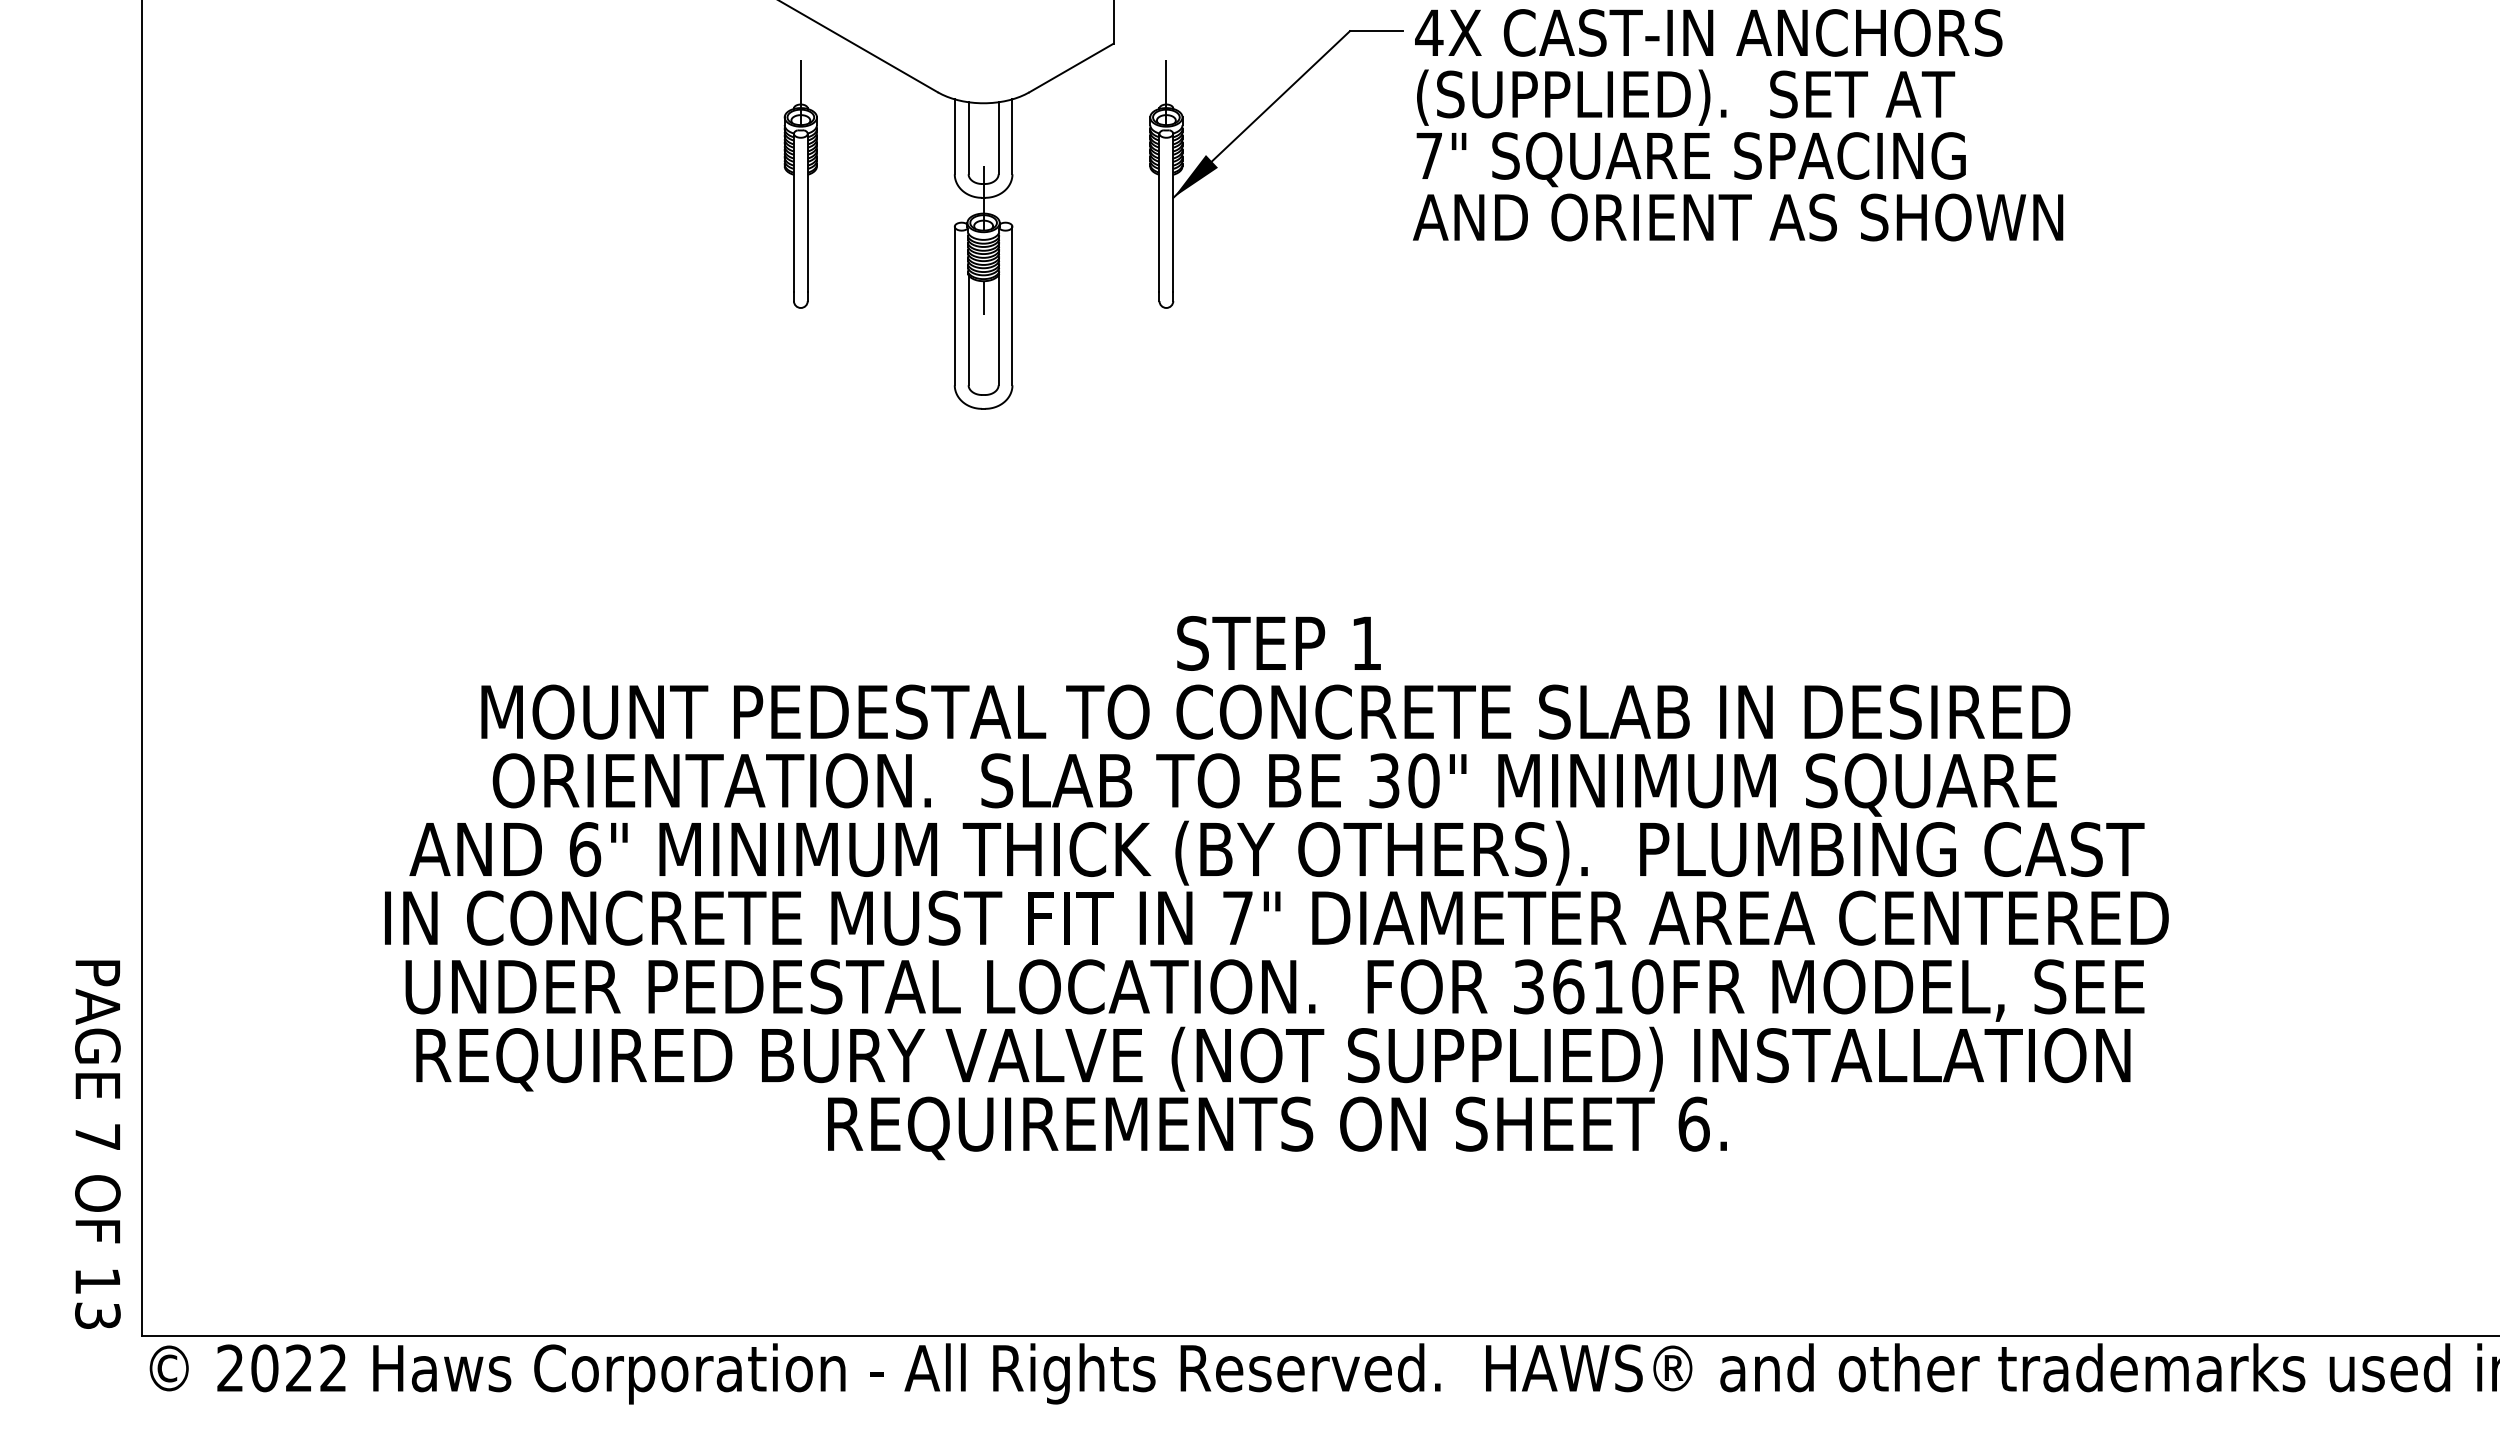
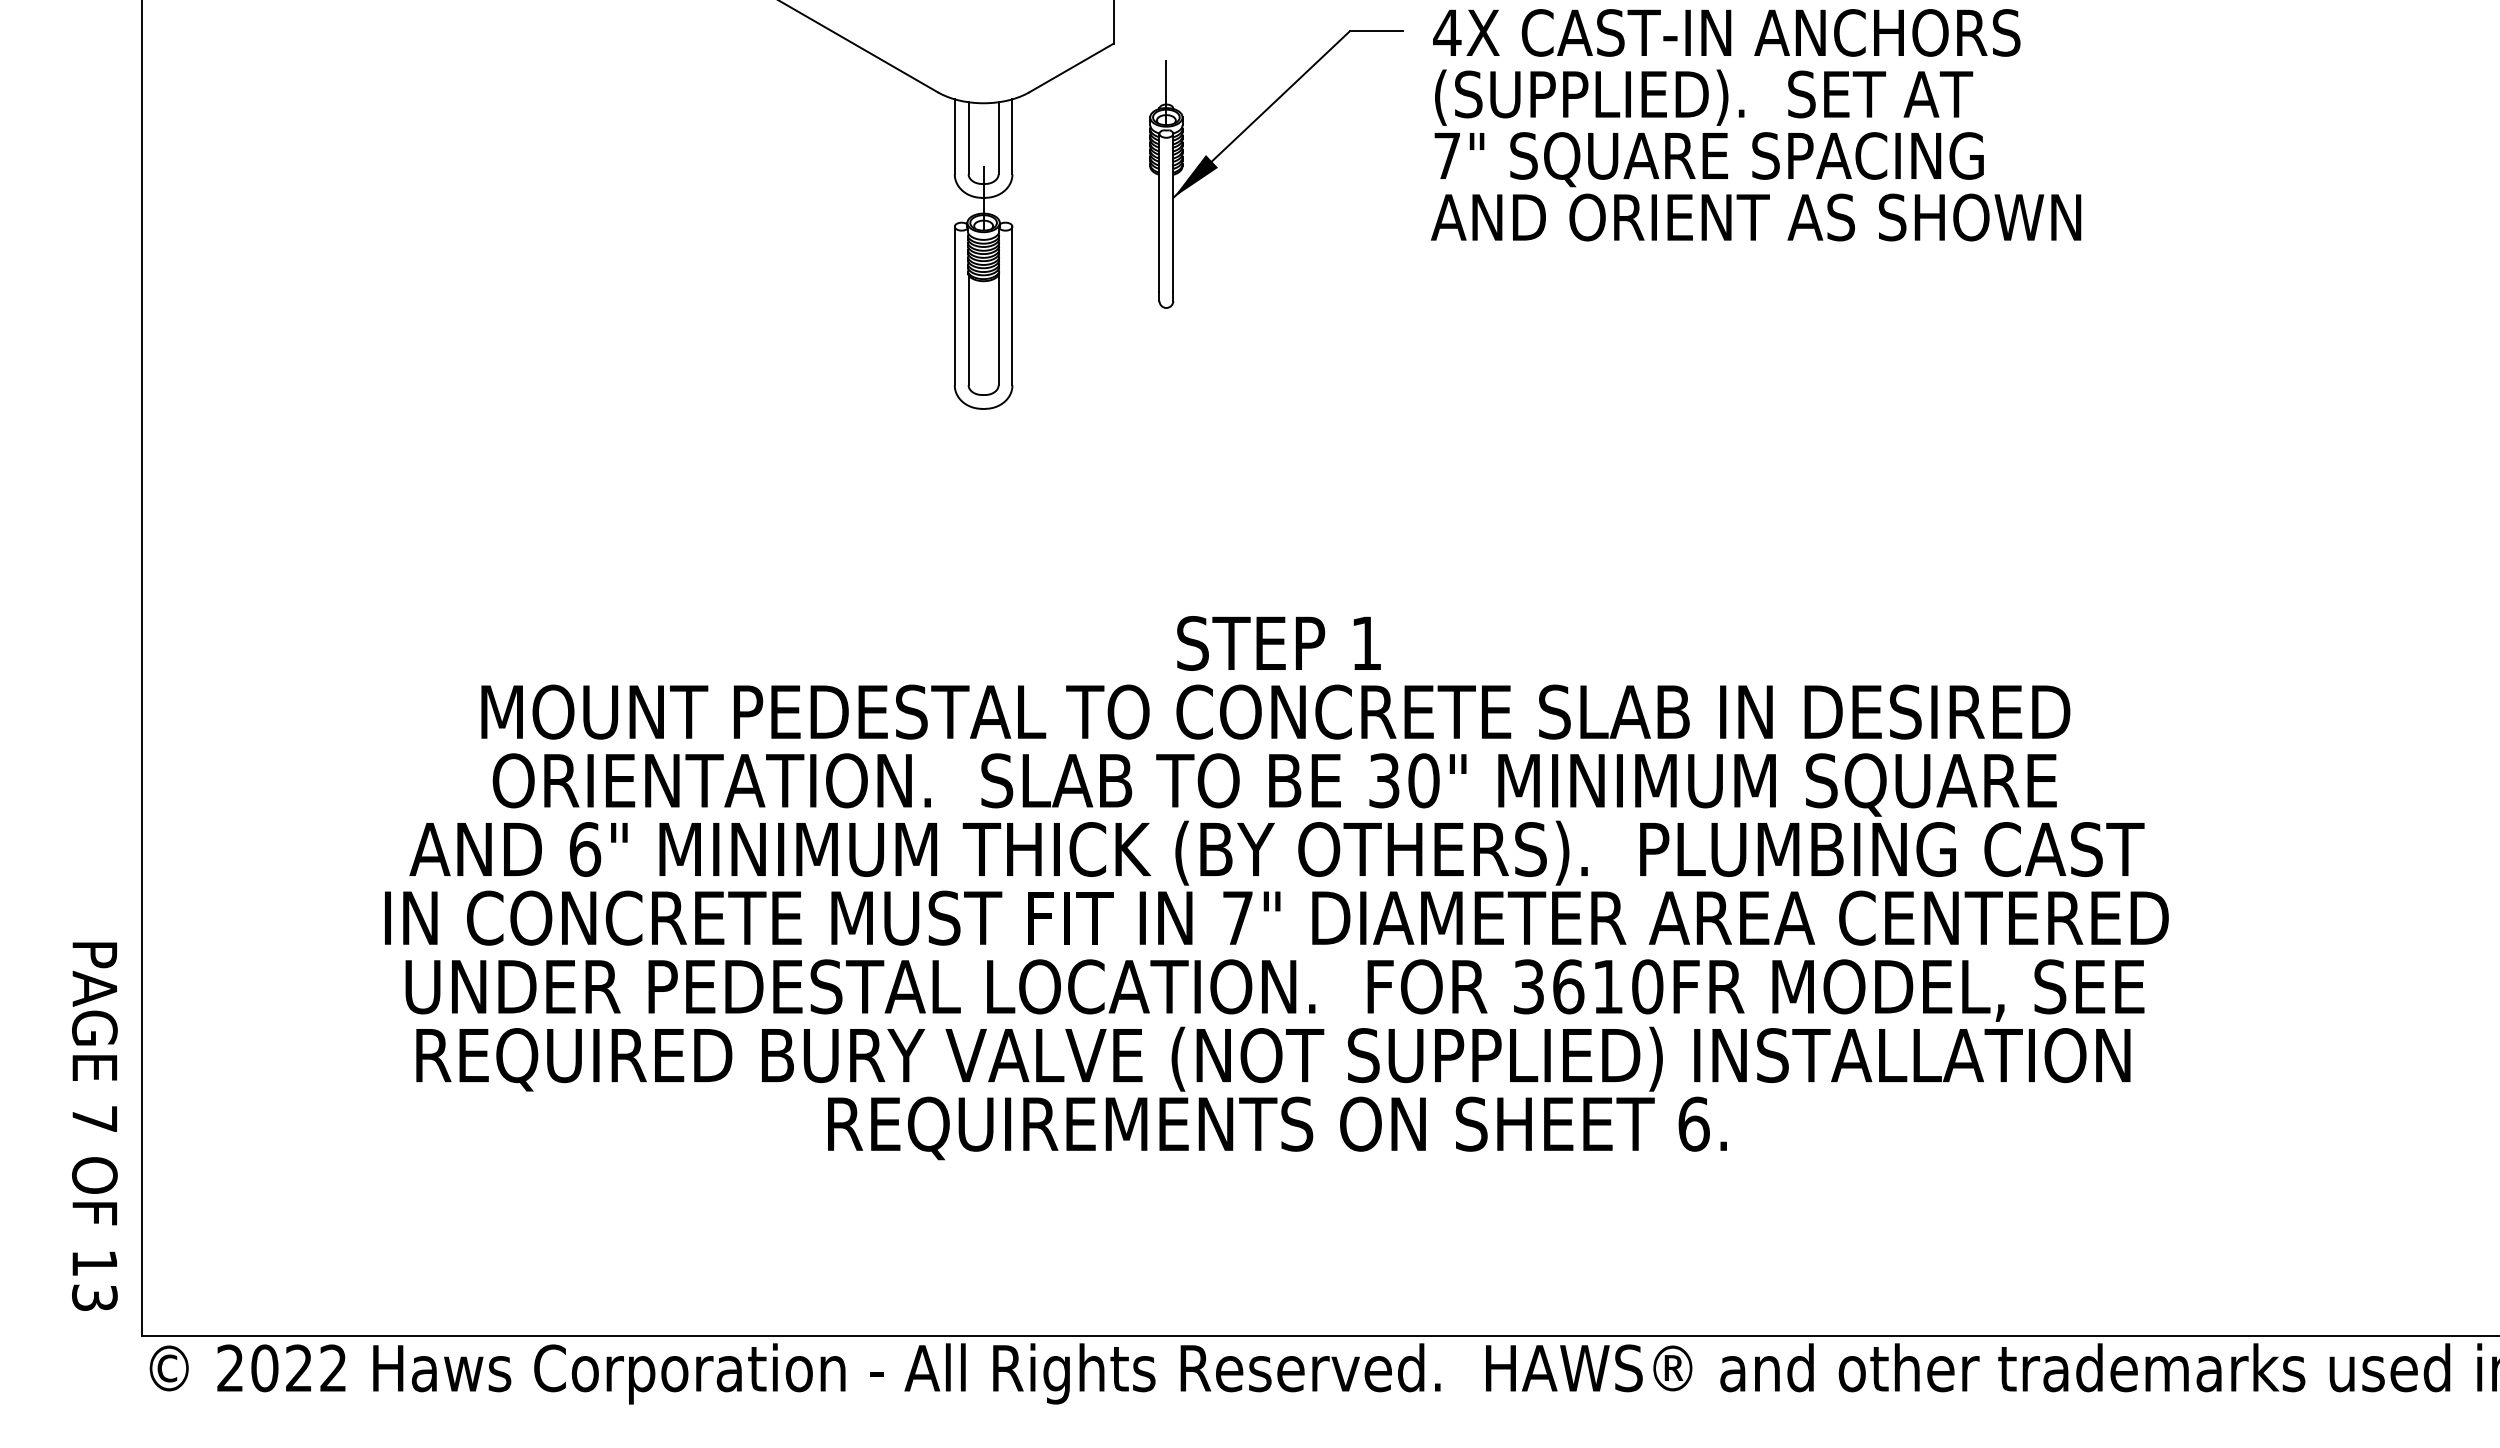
text position: (1738, 125) -> (1756, 125) (1756, 125)
part: present -> none (800, 184)
line: present -> none (983, 298)
text position: (97, 1144) -> (94, 1126) (94, 1126)
